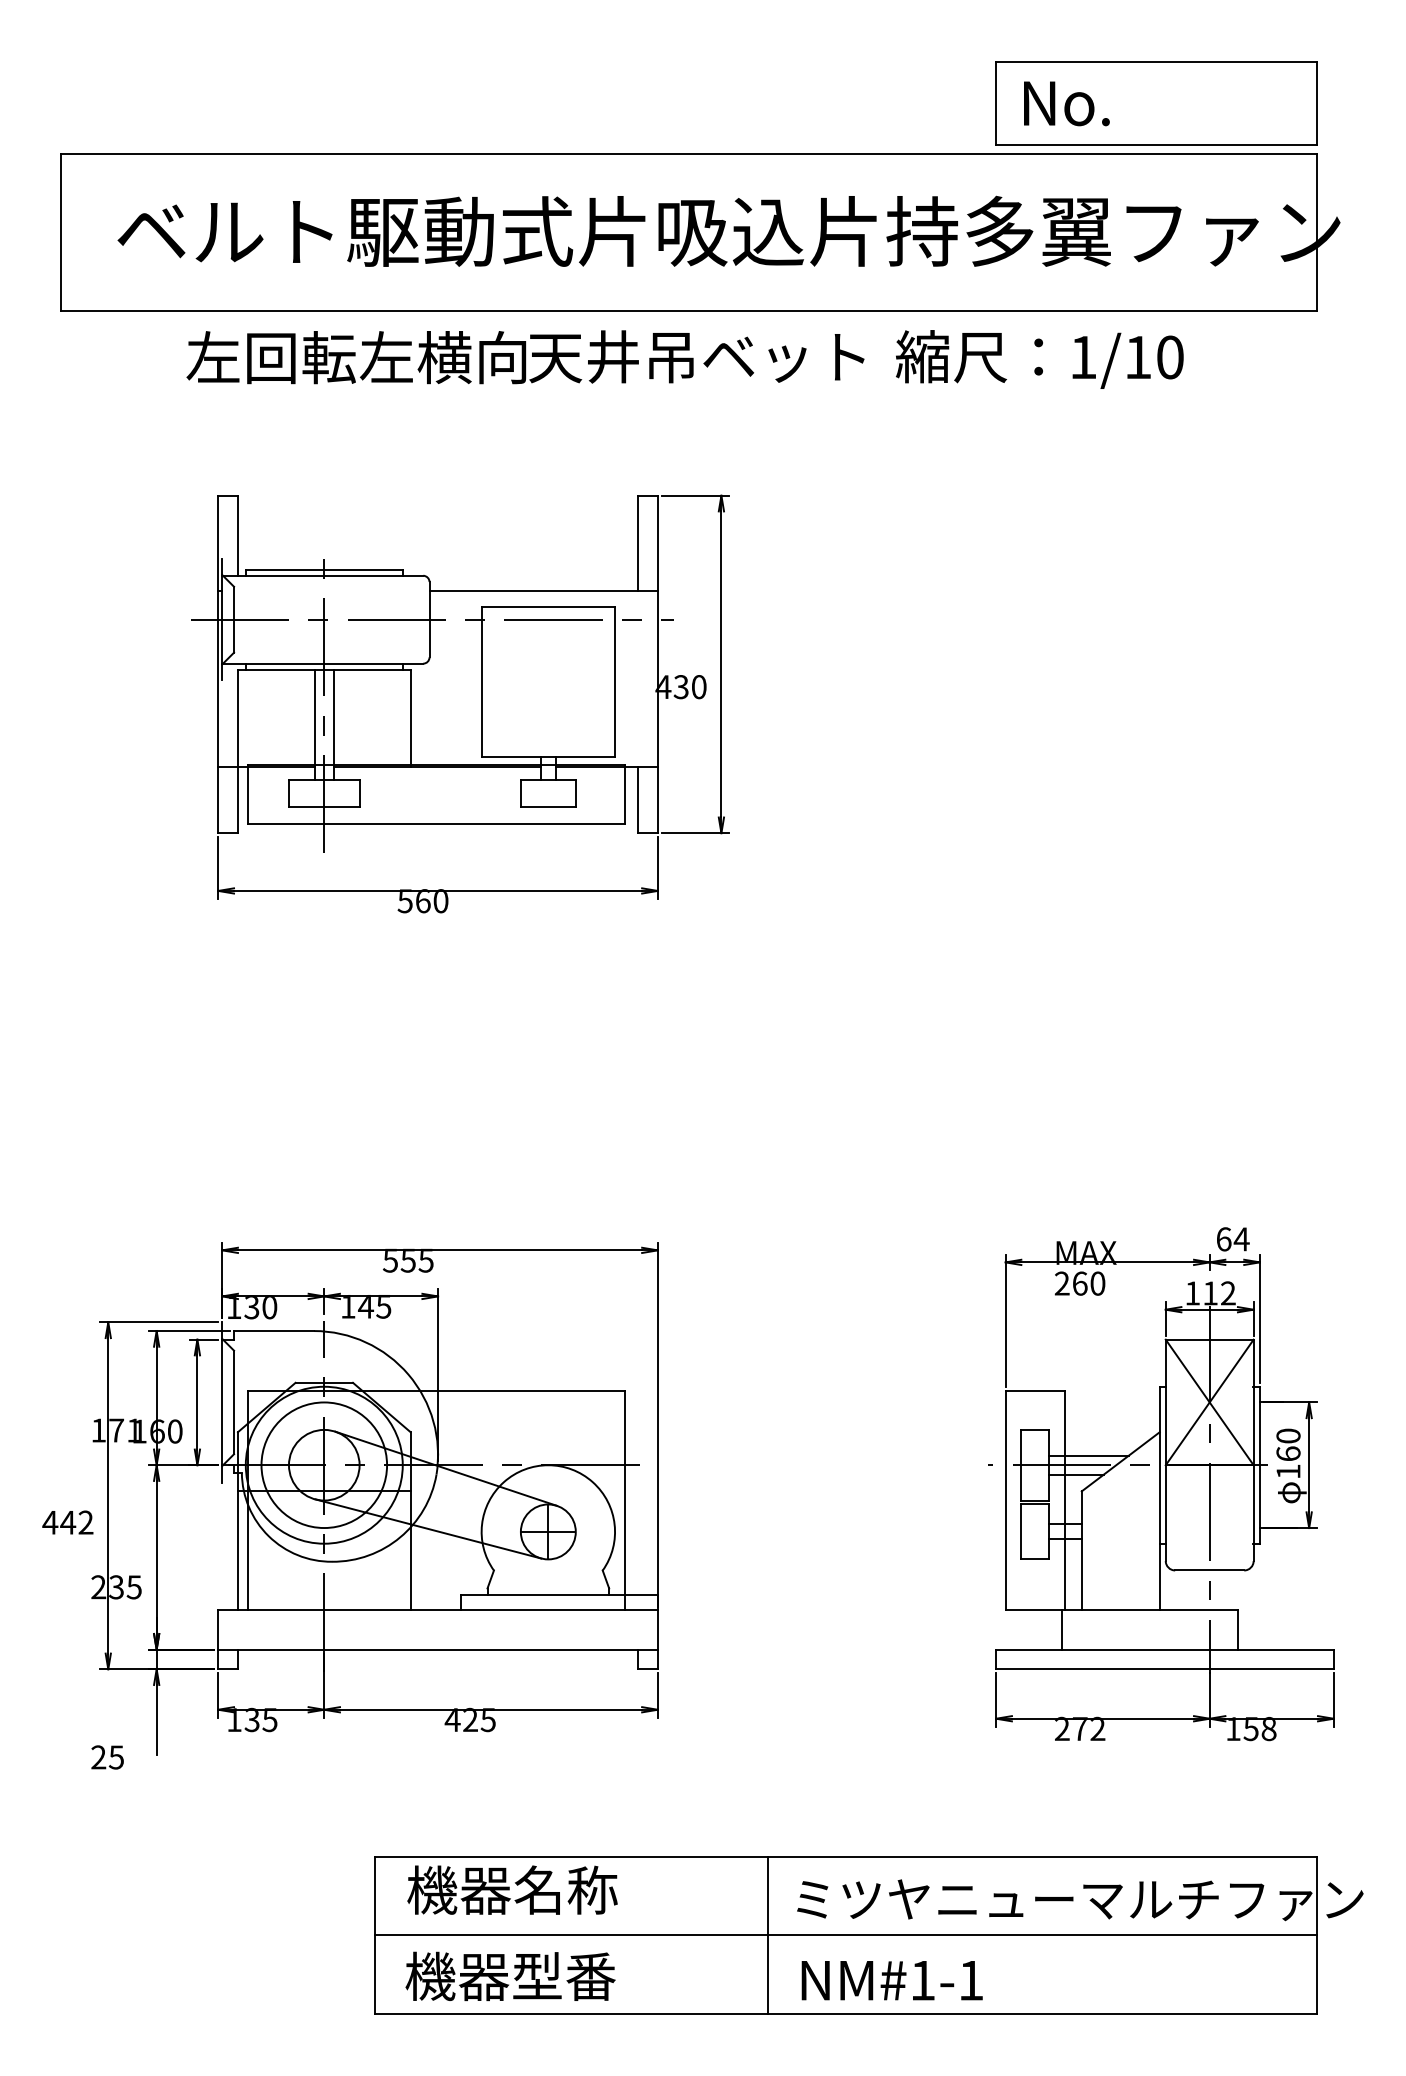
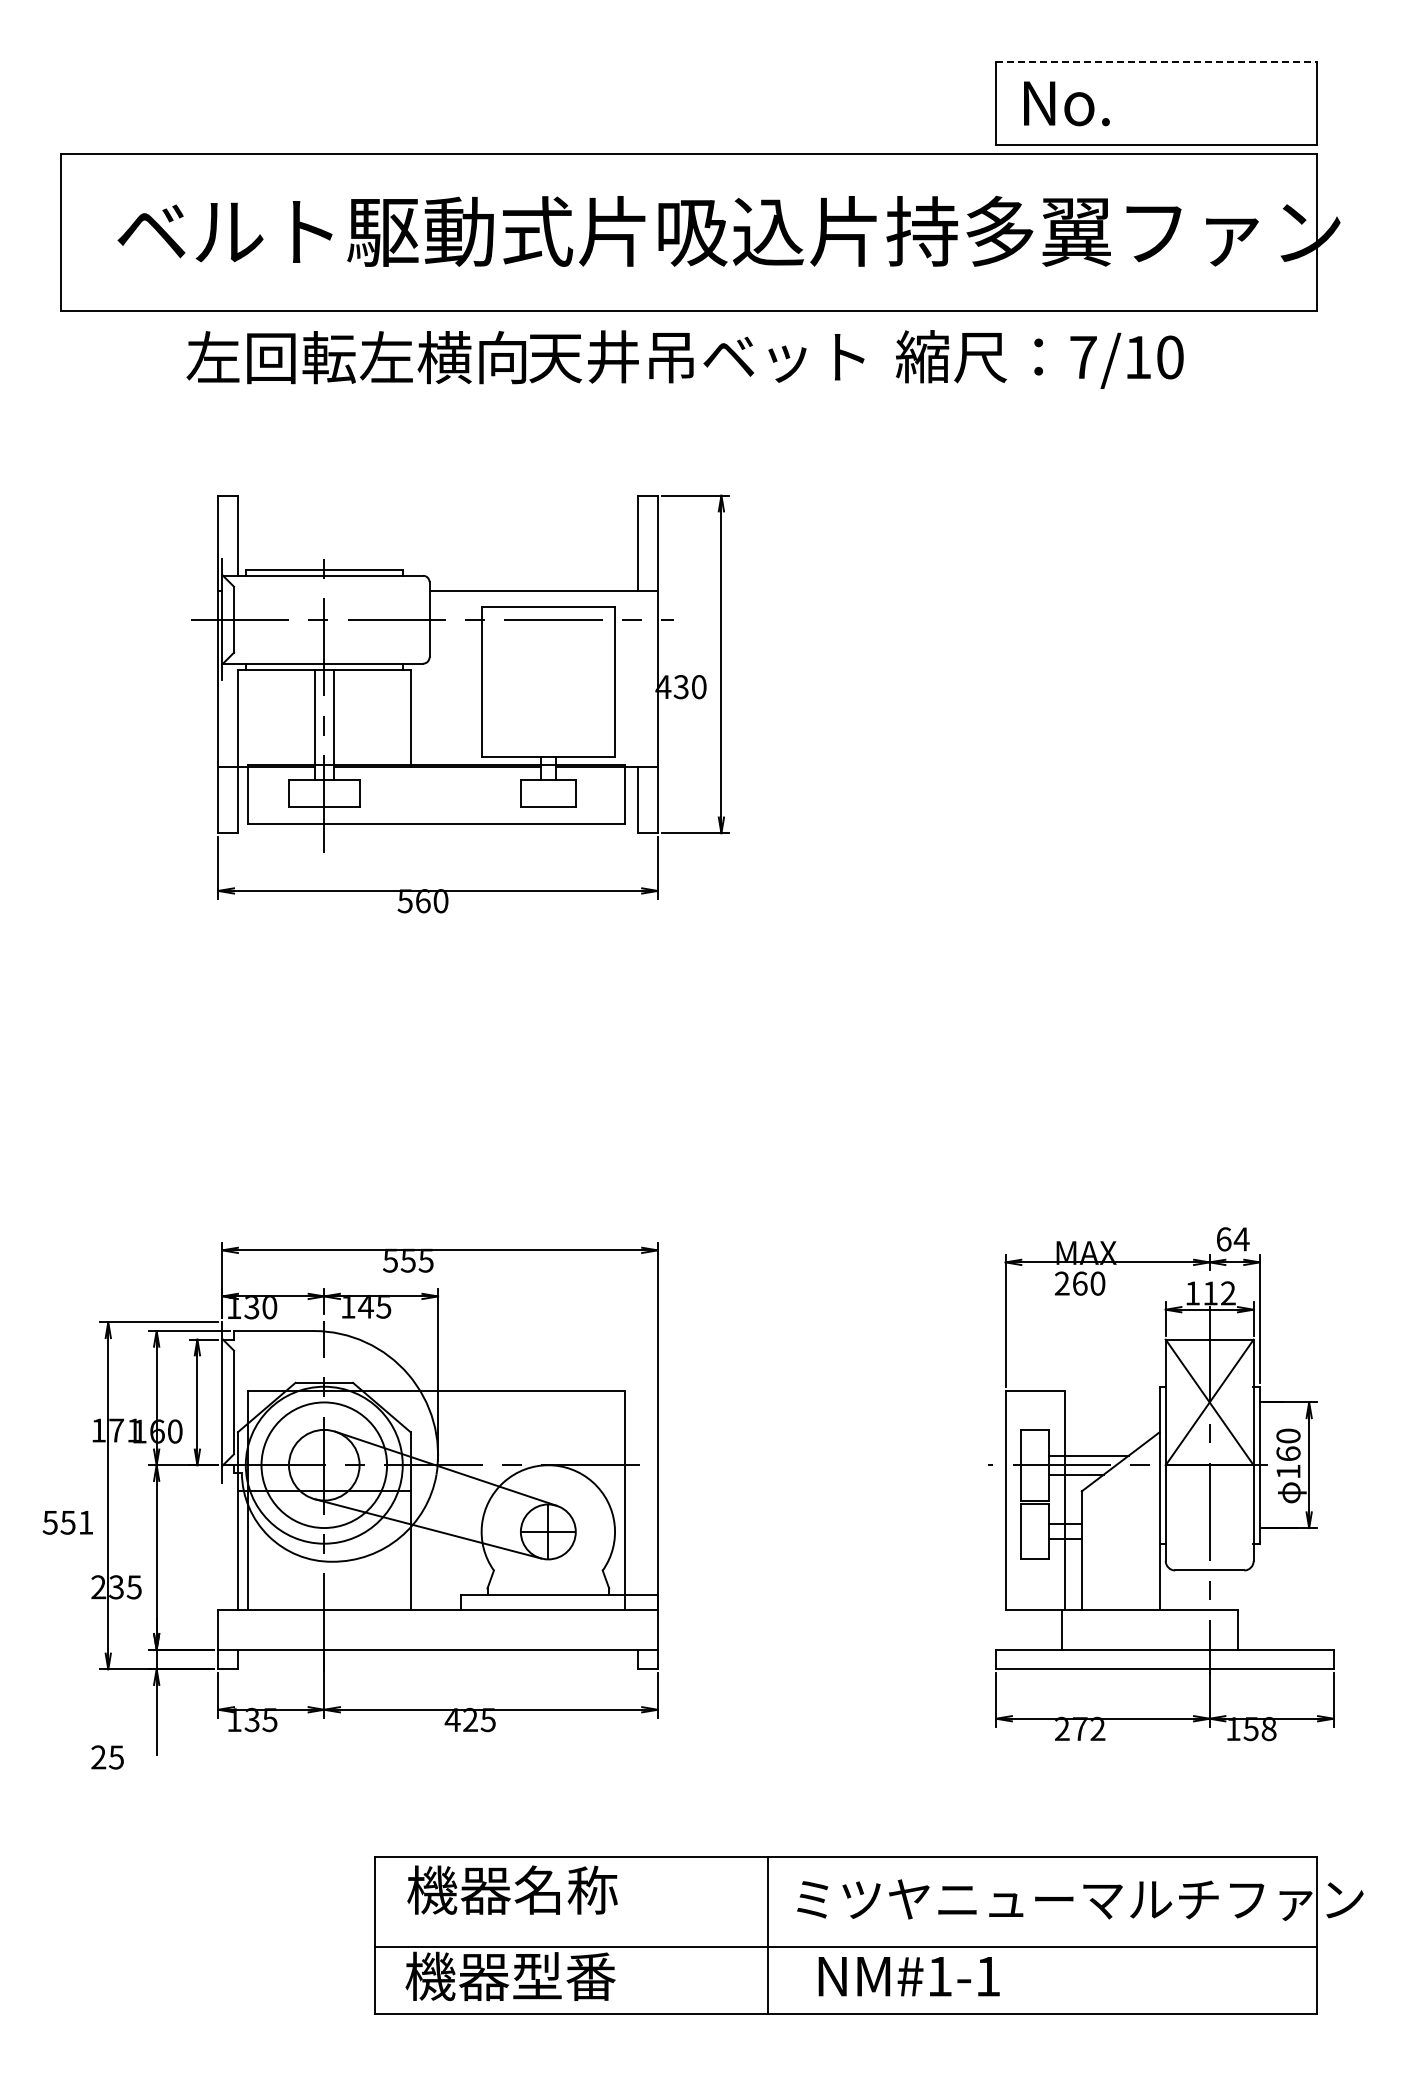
line: solid -> dashed (1156, 62)
text: 1/10 -> 7/10 (1083, 357)
text: 442 -> 551 (67, 1522)
line position: (845, 1935) -> (845, 1947) (845, 1947)
text position: (891, 1980) -> (908, 1976) (908, 1976)
